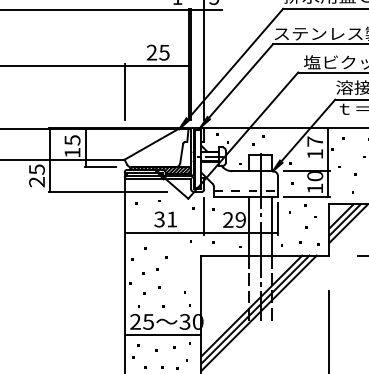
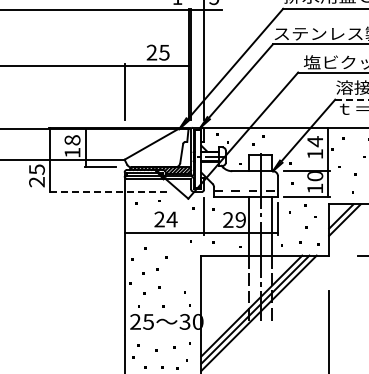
line: solid -> dashed (352, 99)
text: 15 -> 18 (72, 140)
text: 17 -> 14 (314, 141)
line: solid -> dashed (107, 191)
text: 31 -> 24 (165, 219)
line: present -> none (347, 224)
line: present -> none (162, 335)
